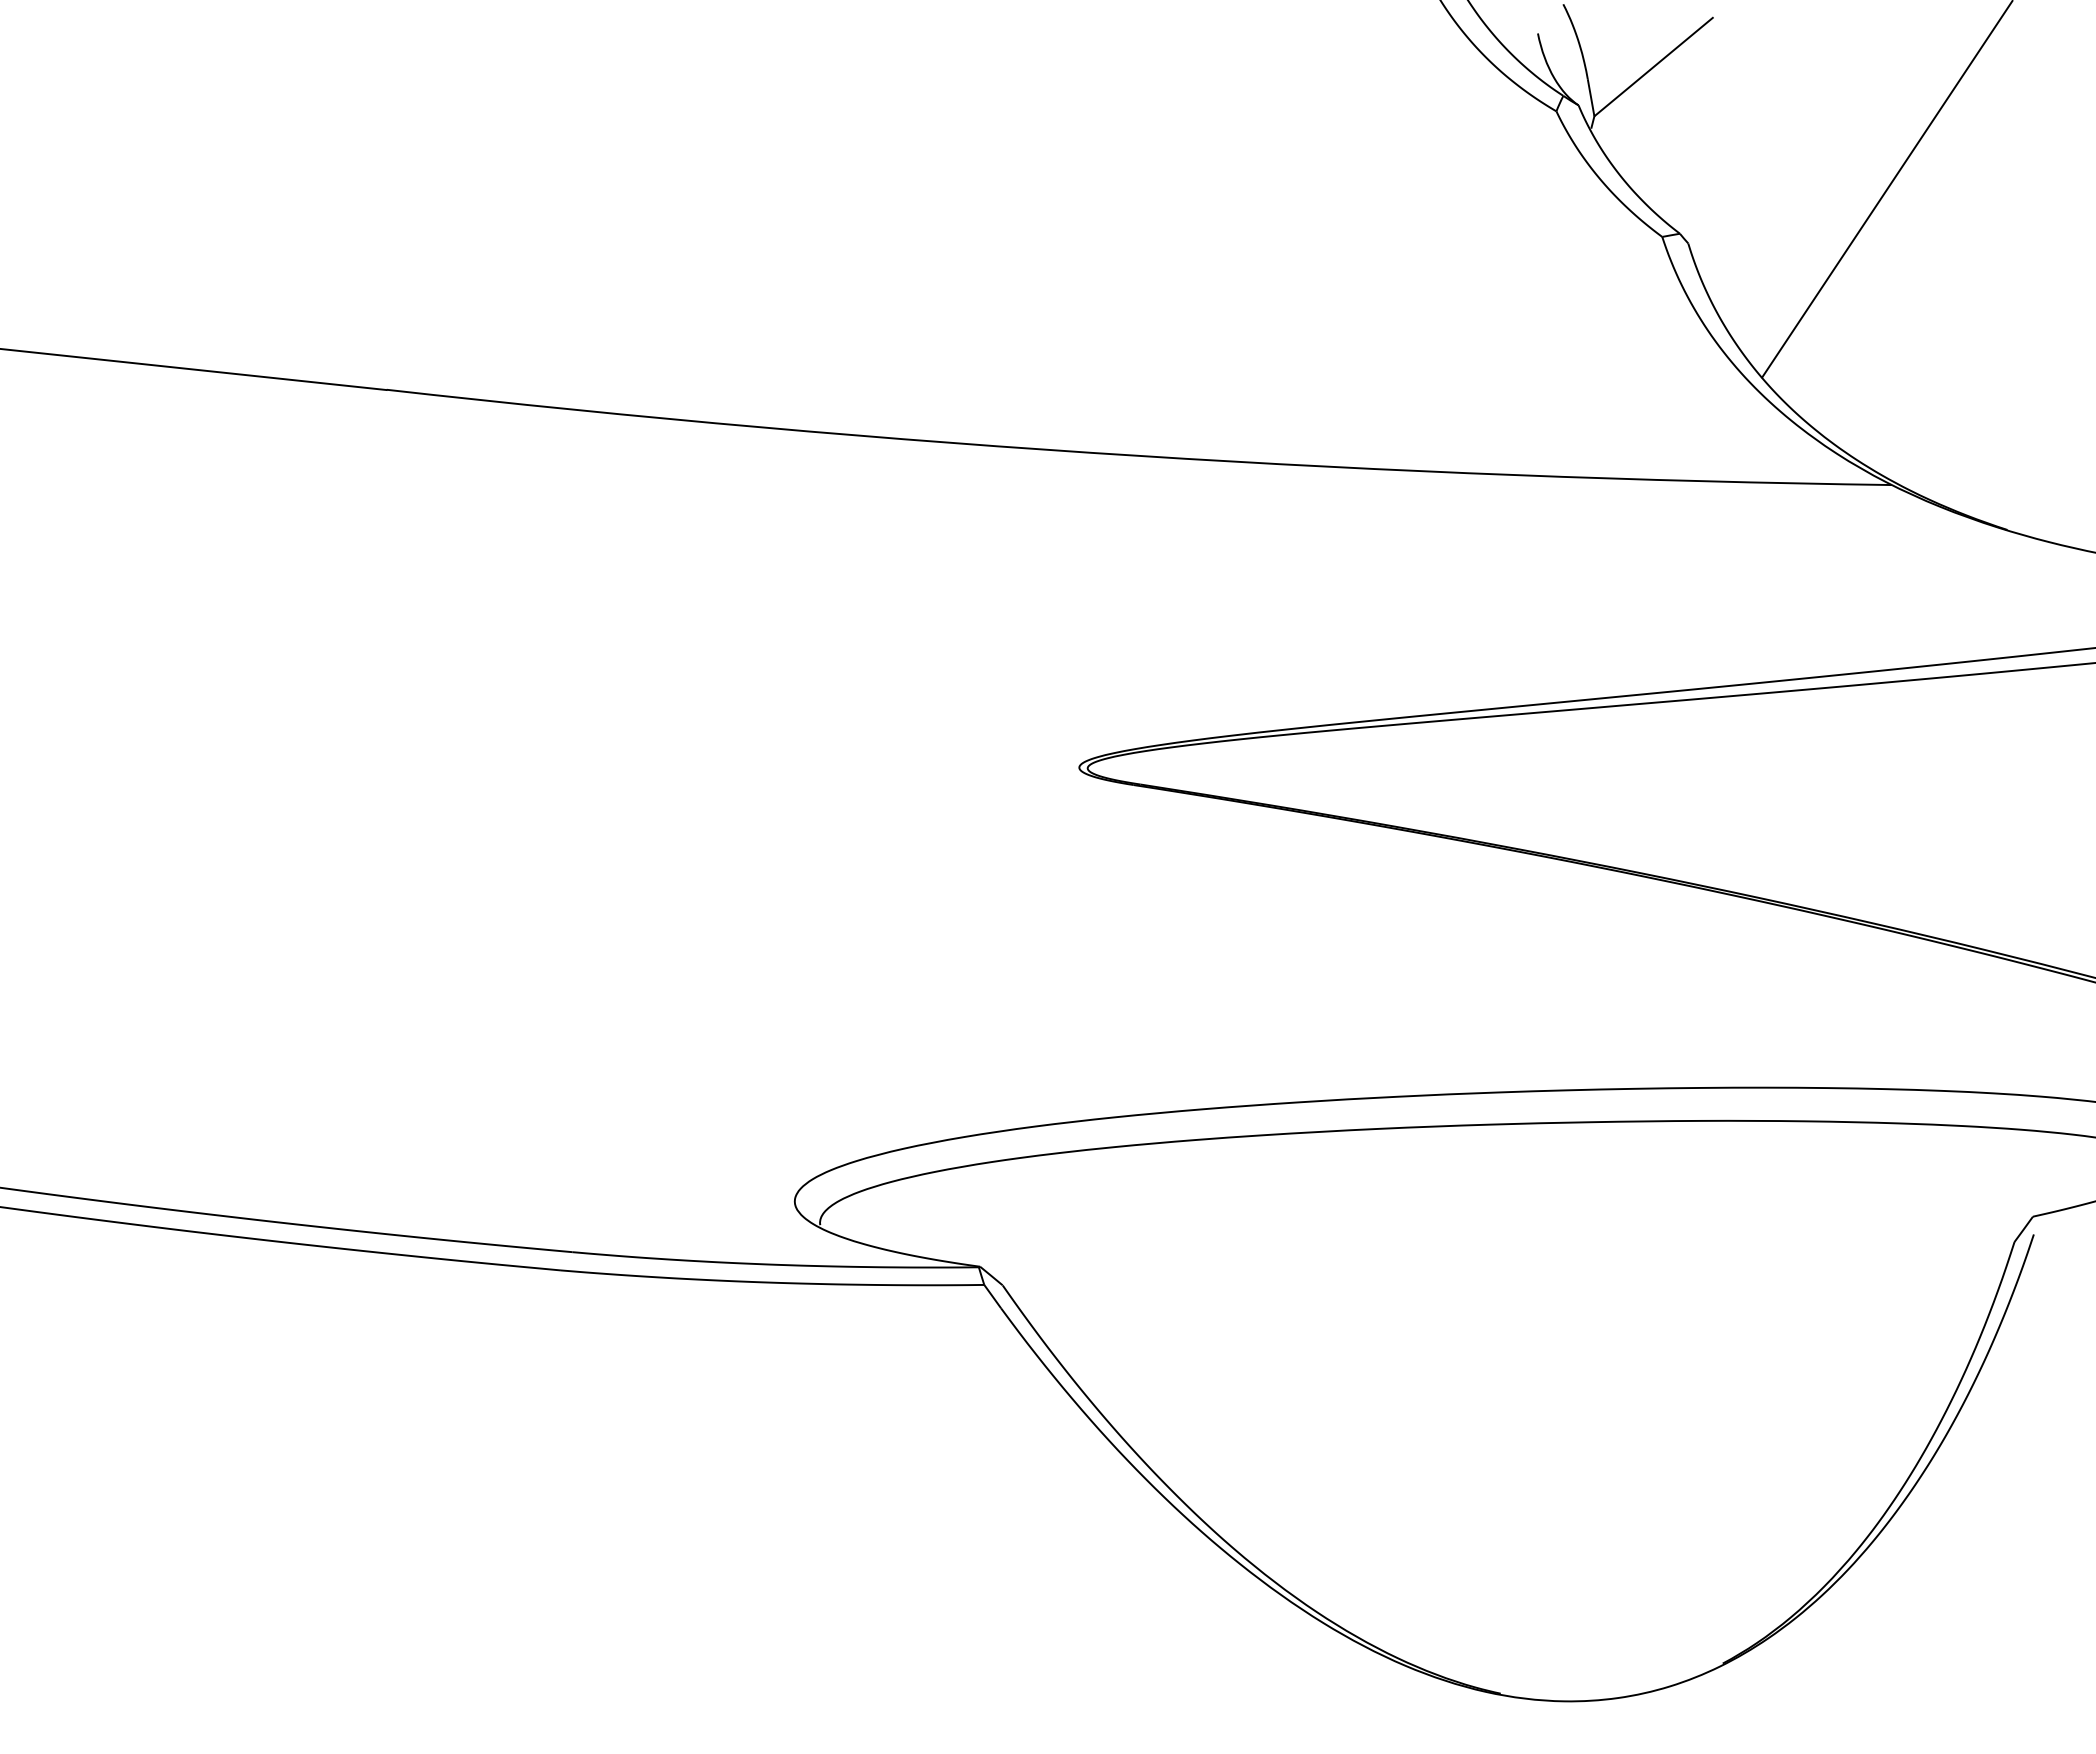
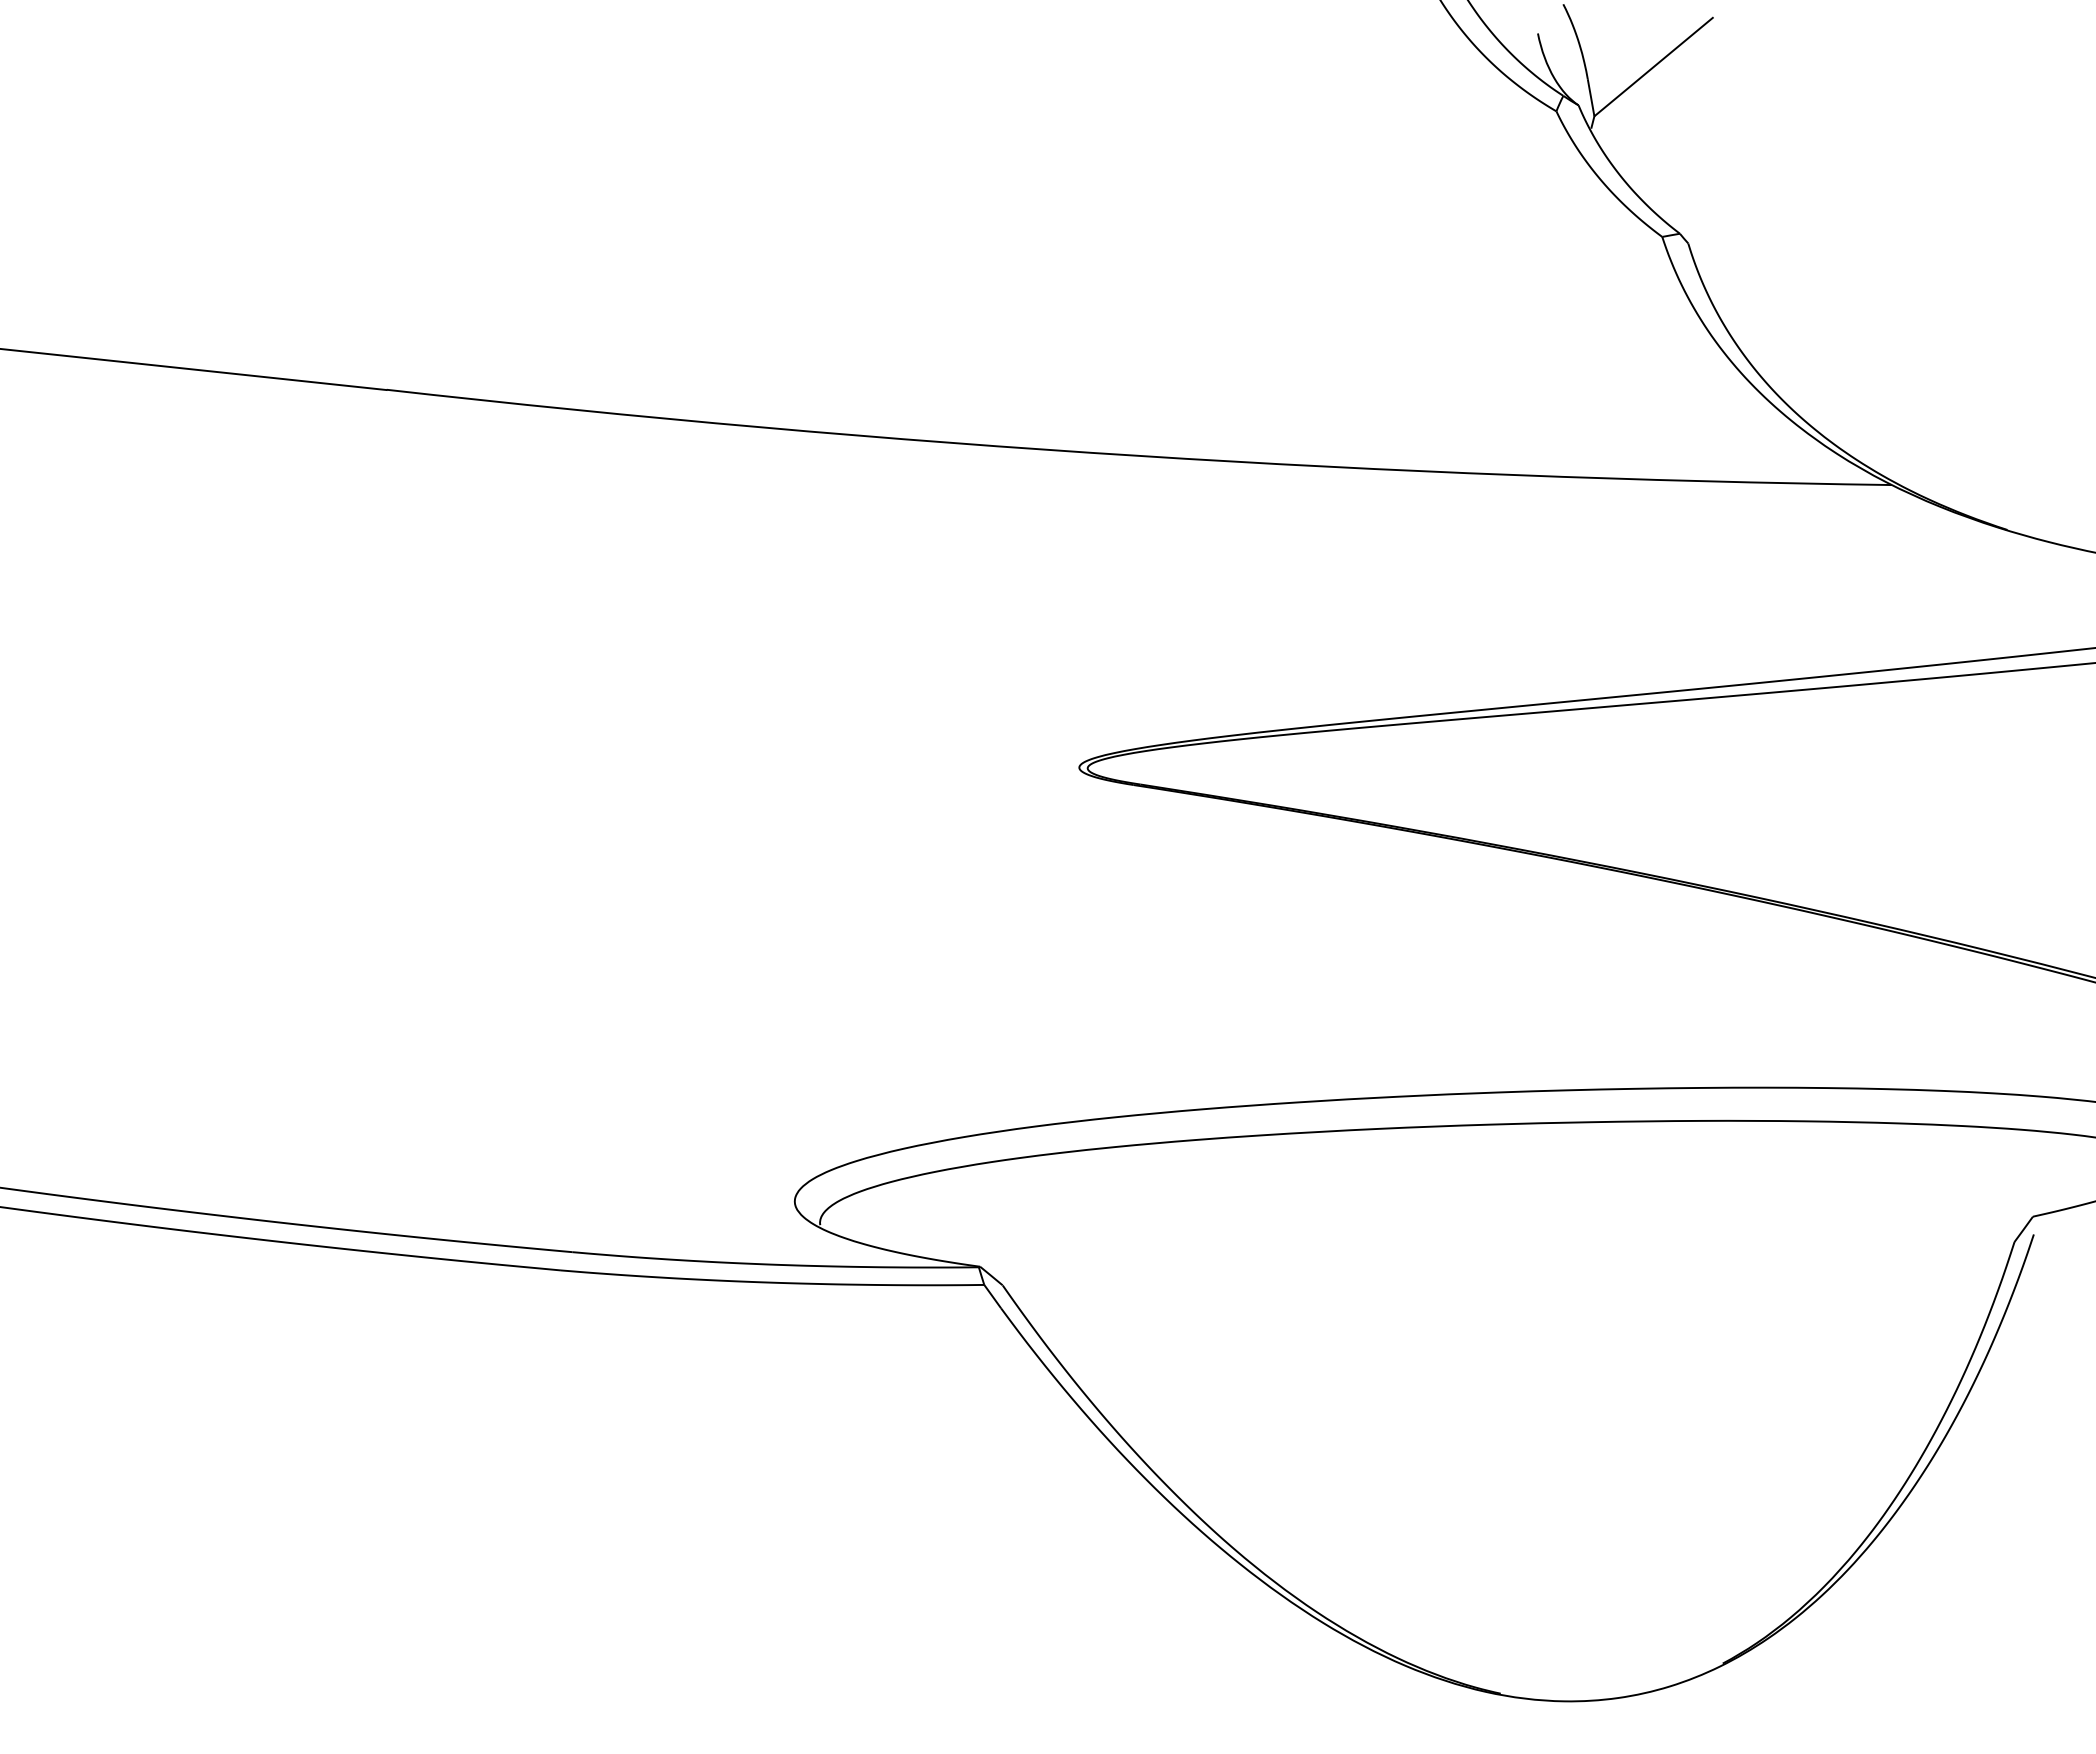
line: present -> none (1886, 189)
